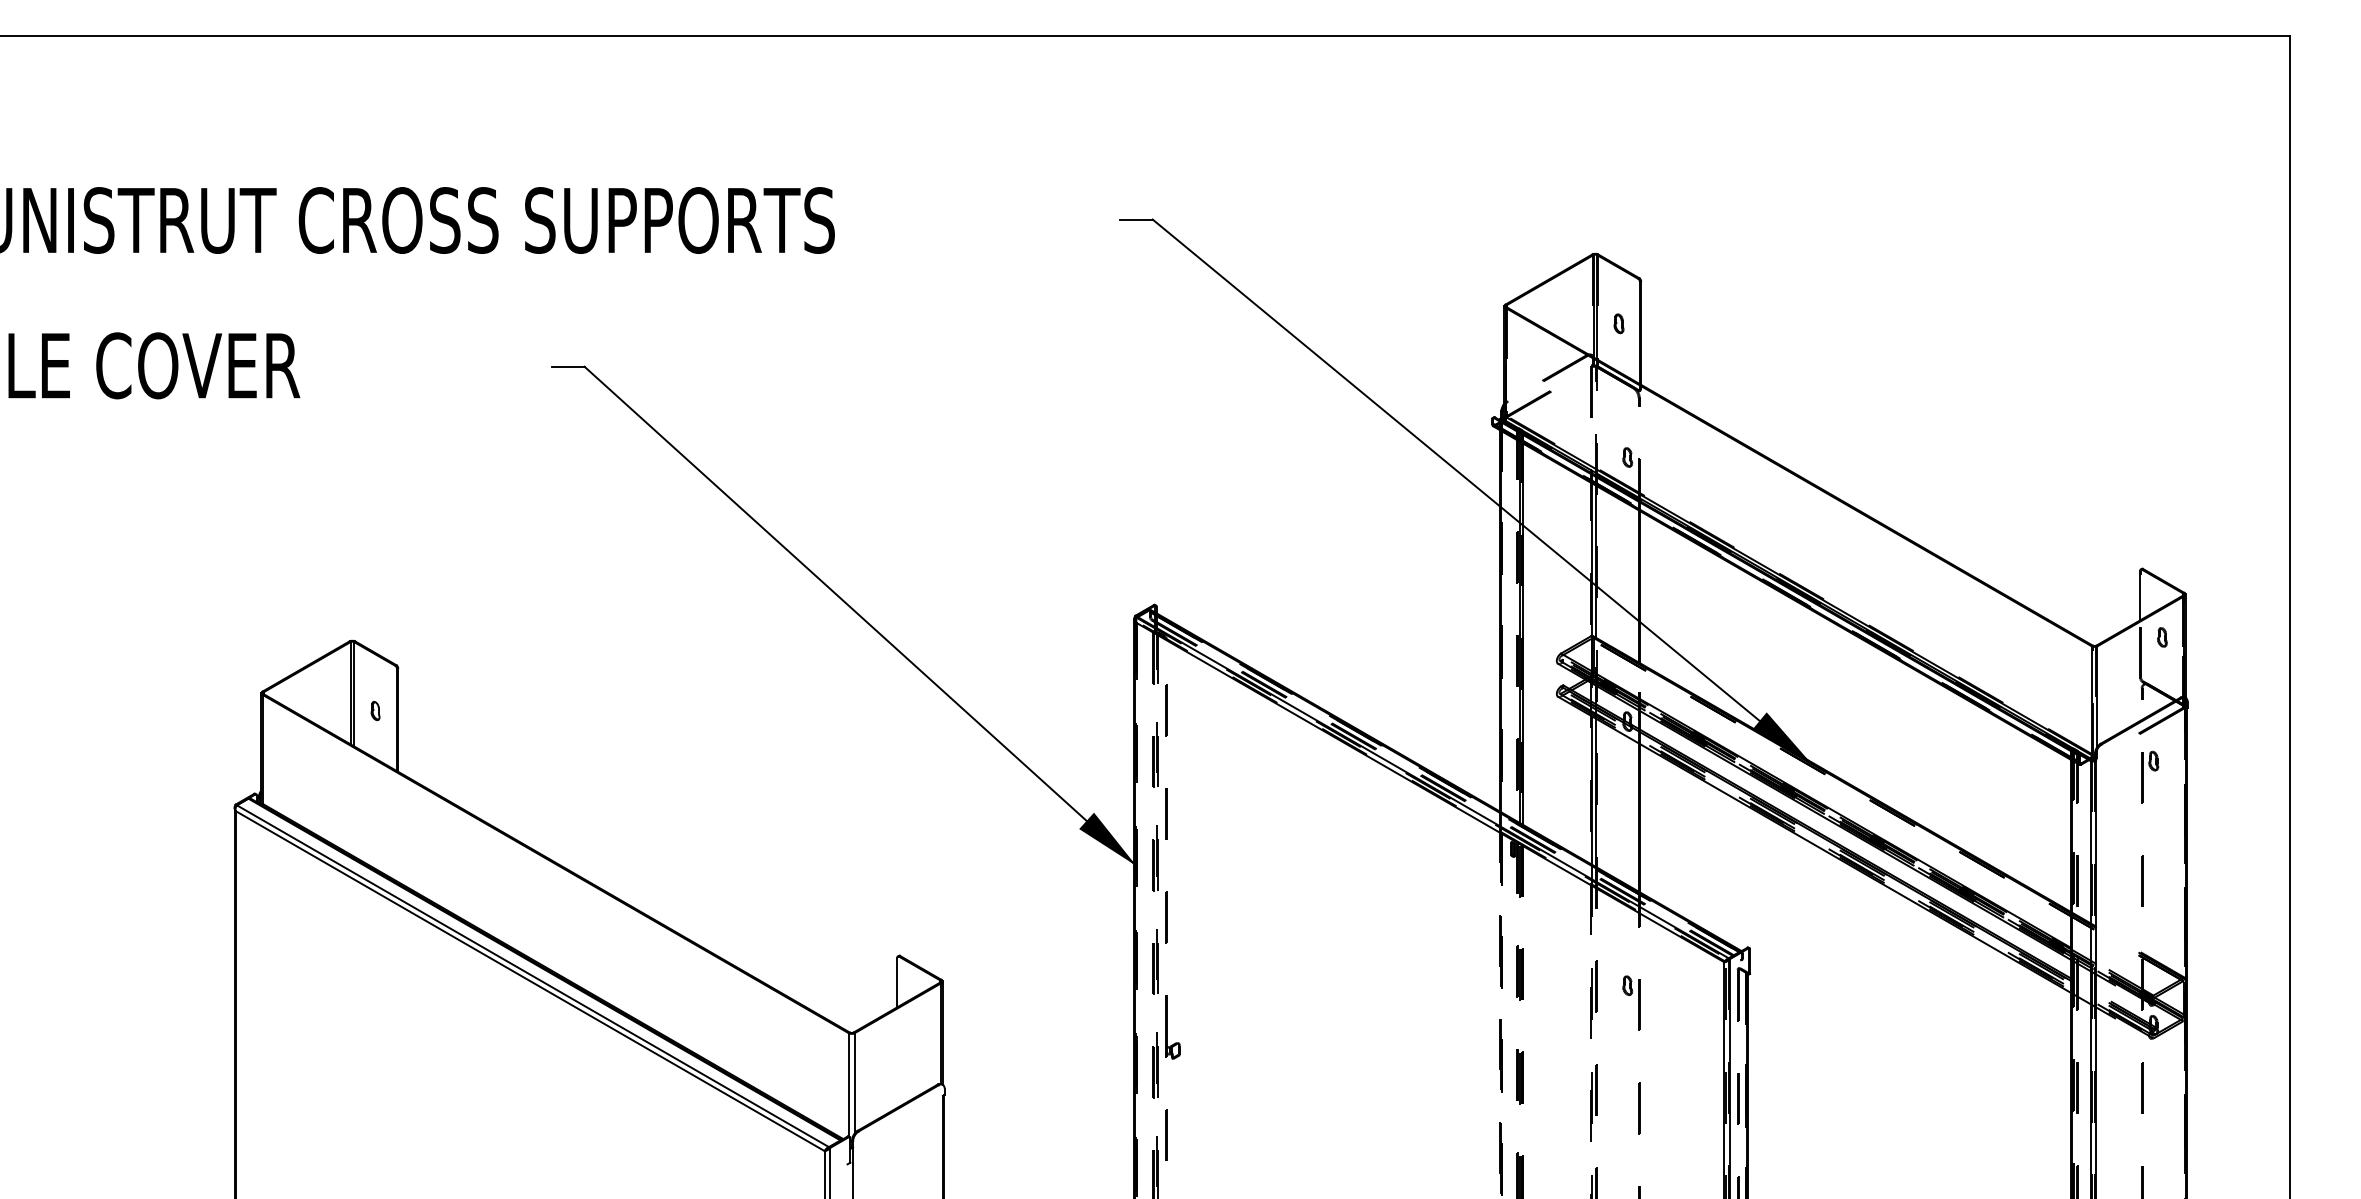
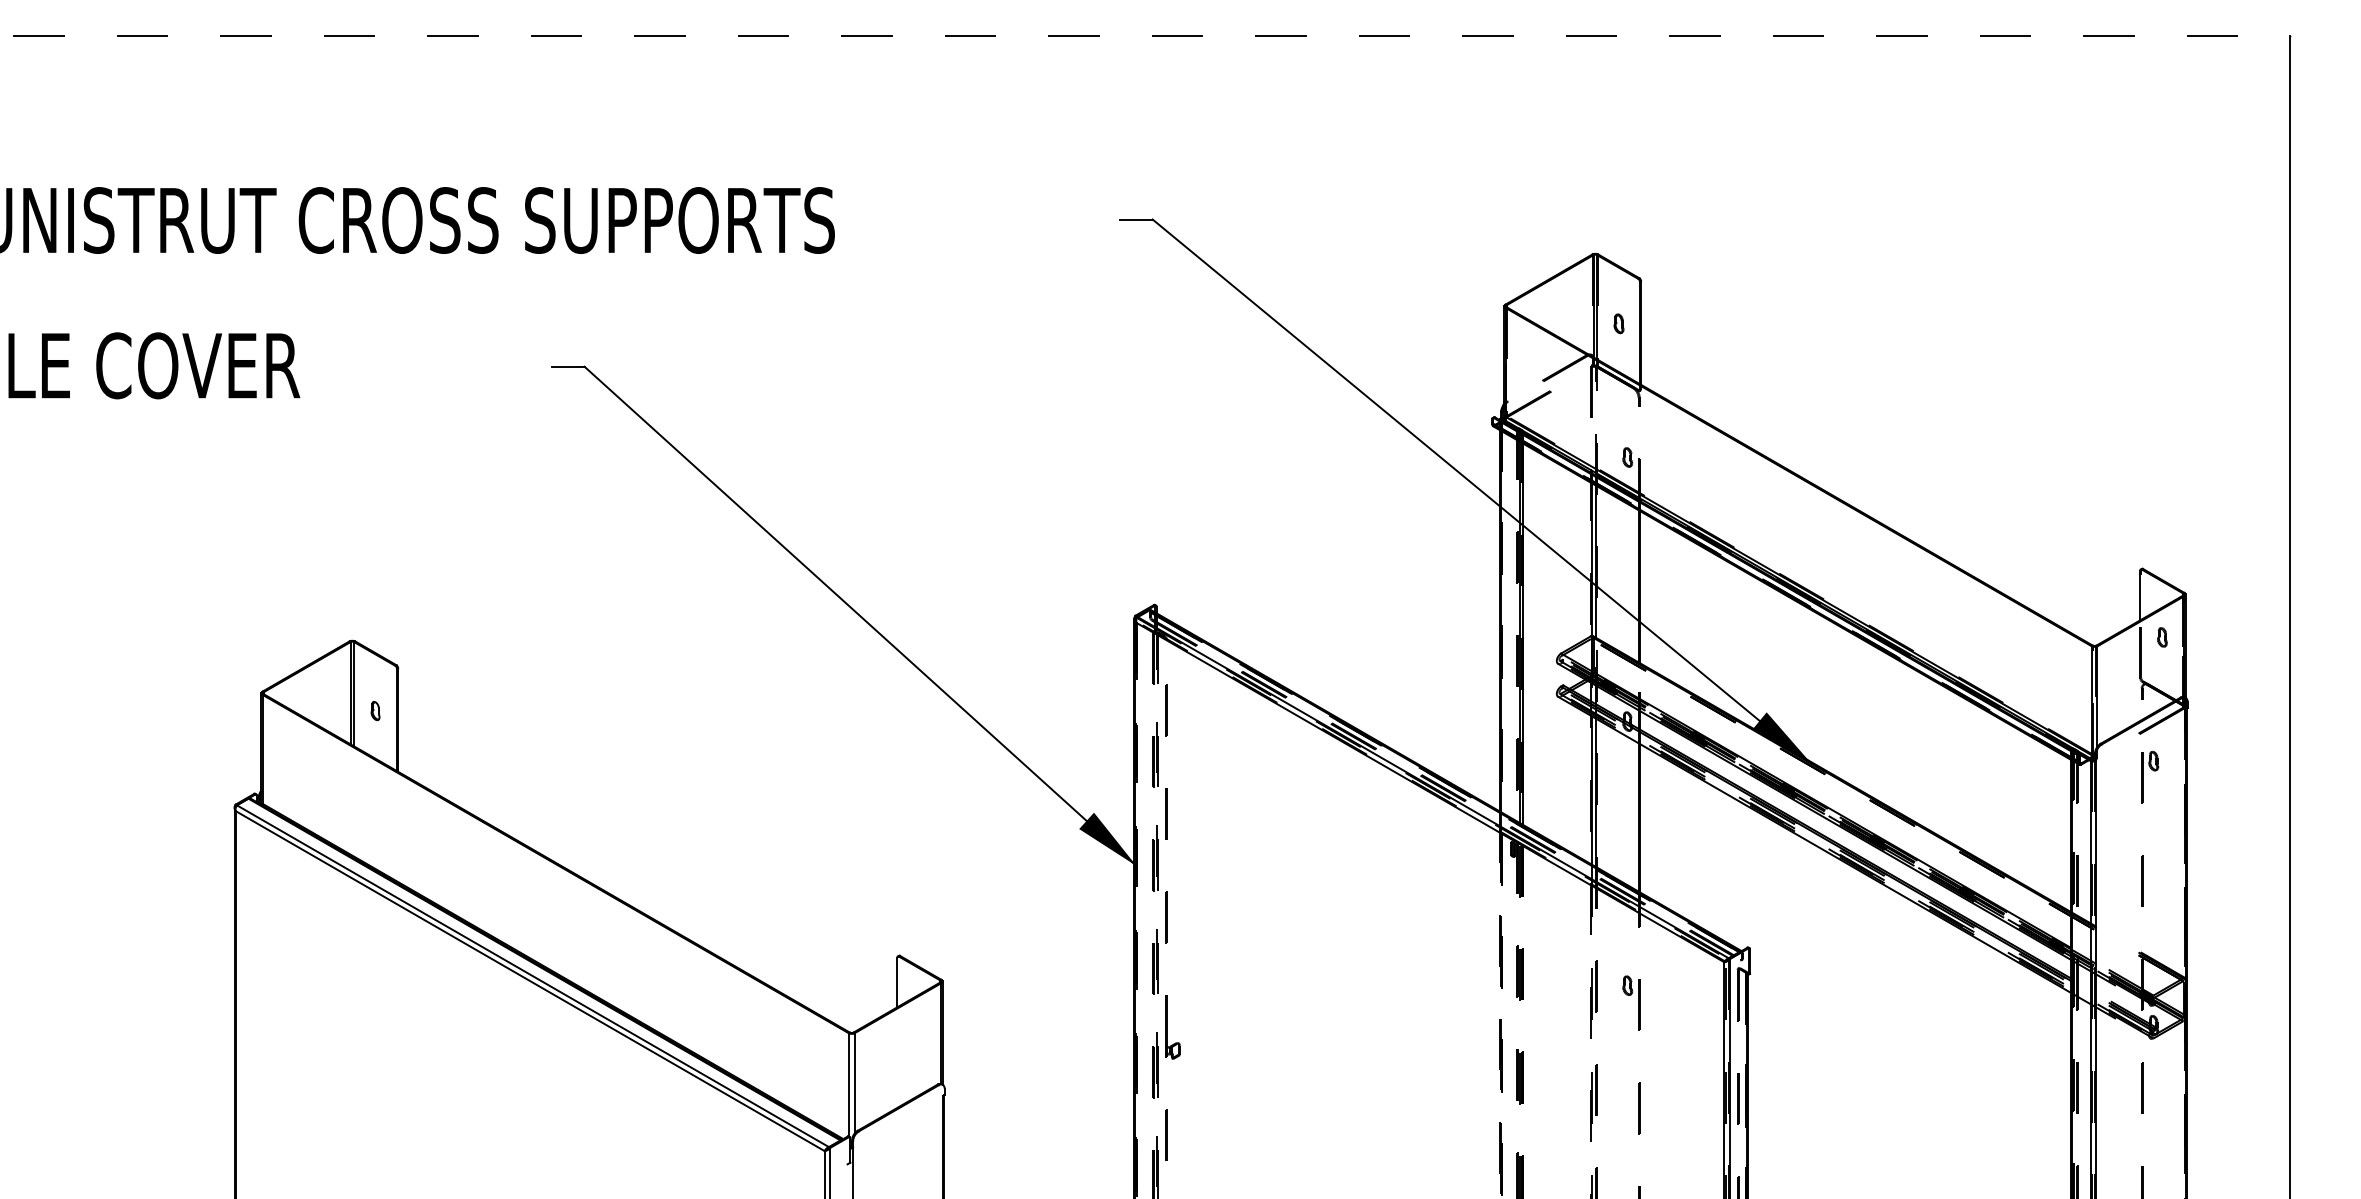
line: solid -> dashed (1145, 35)
